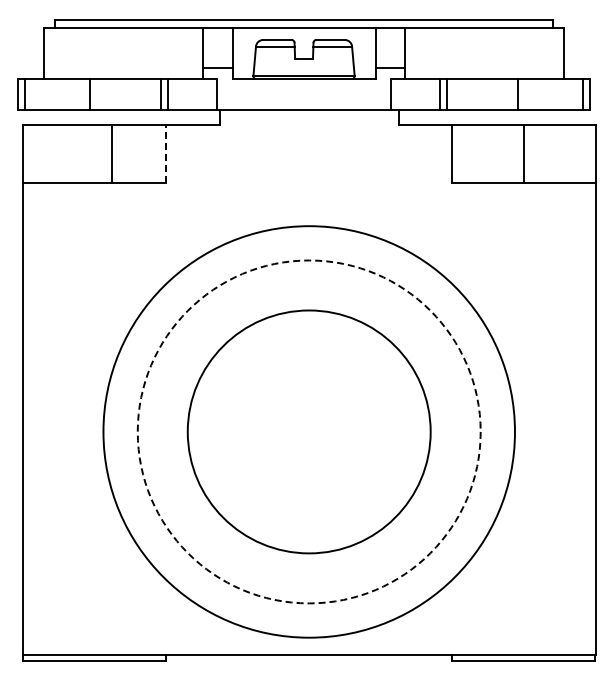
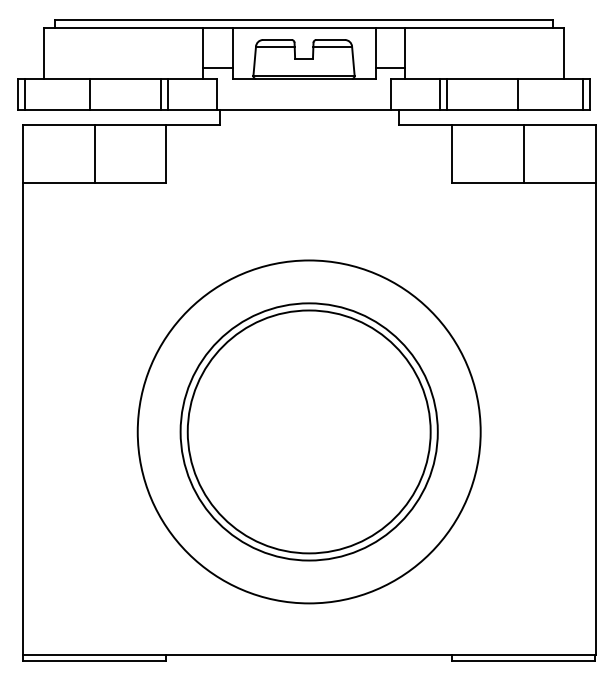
line position: (111, 153) -> (94, 153) (94, 153)
line: dashed -> solid (166, 153)
circle diameter: 412 px -> 257 px (308, 431)
circle: dashed -> solid (308, 431)
